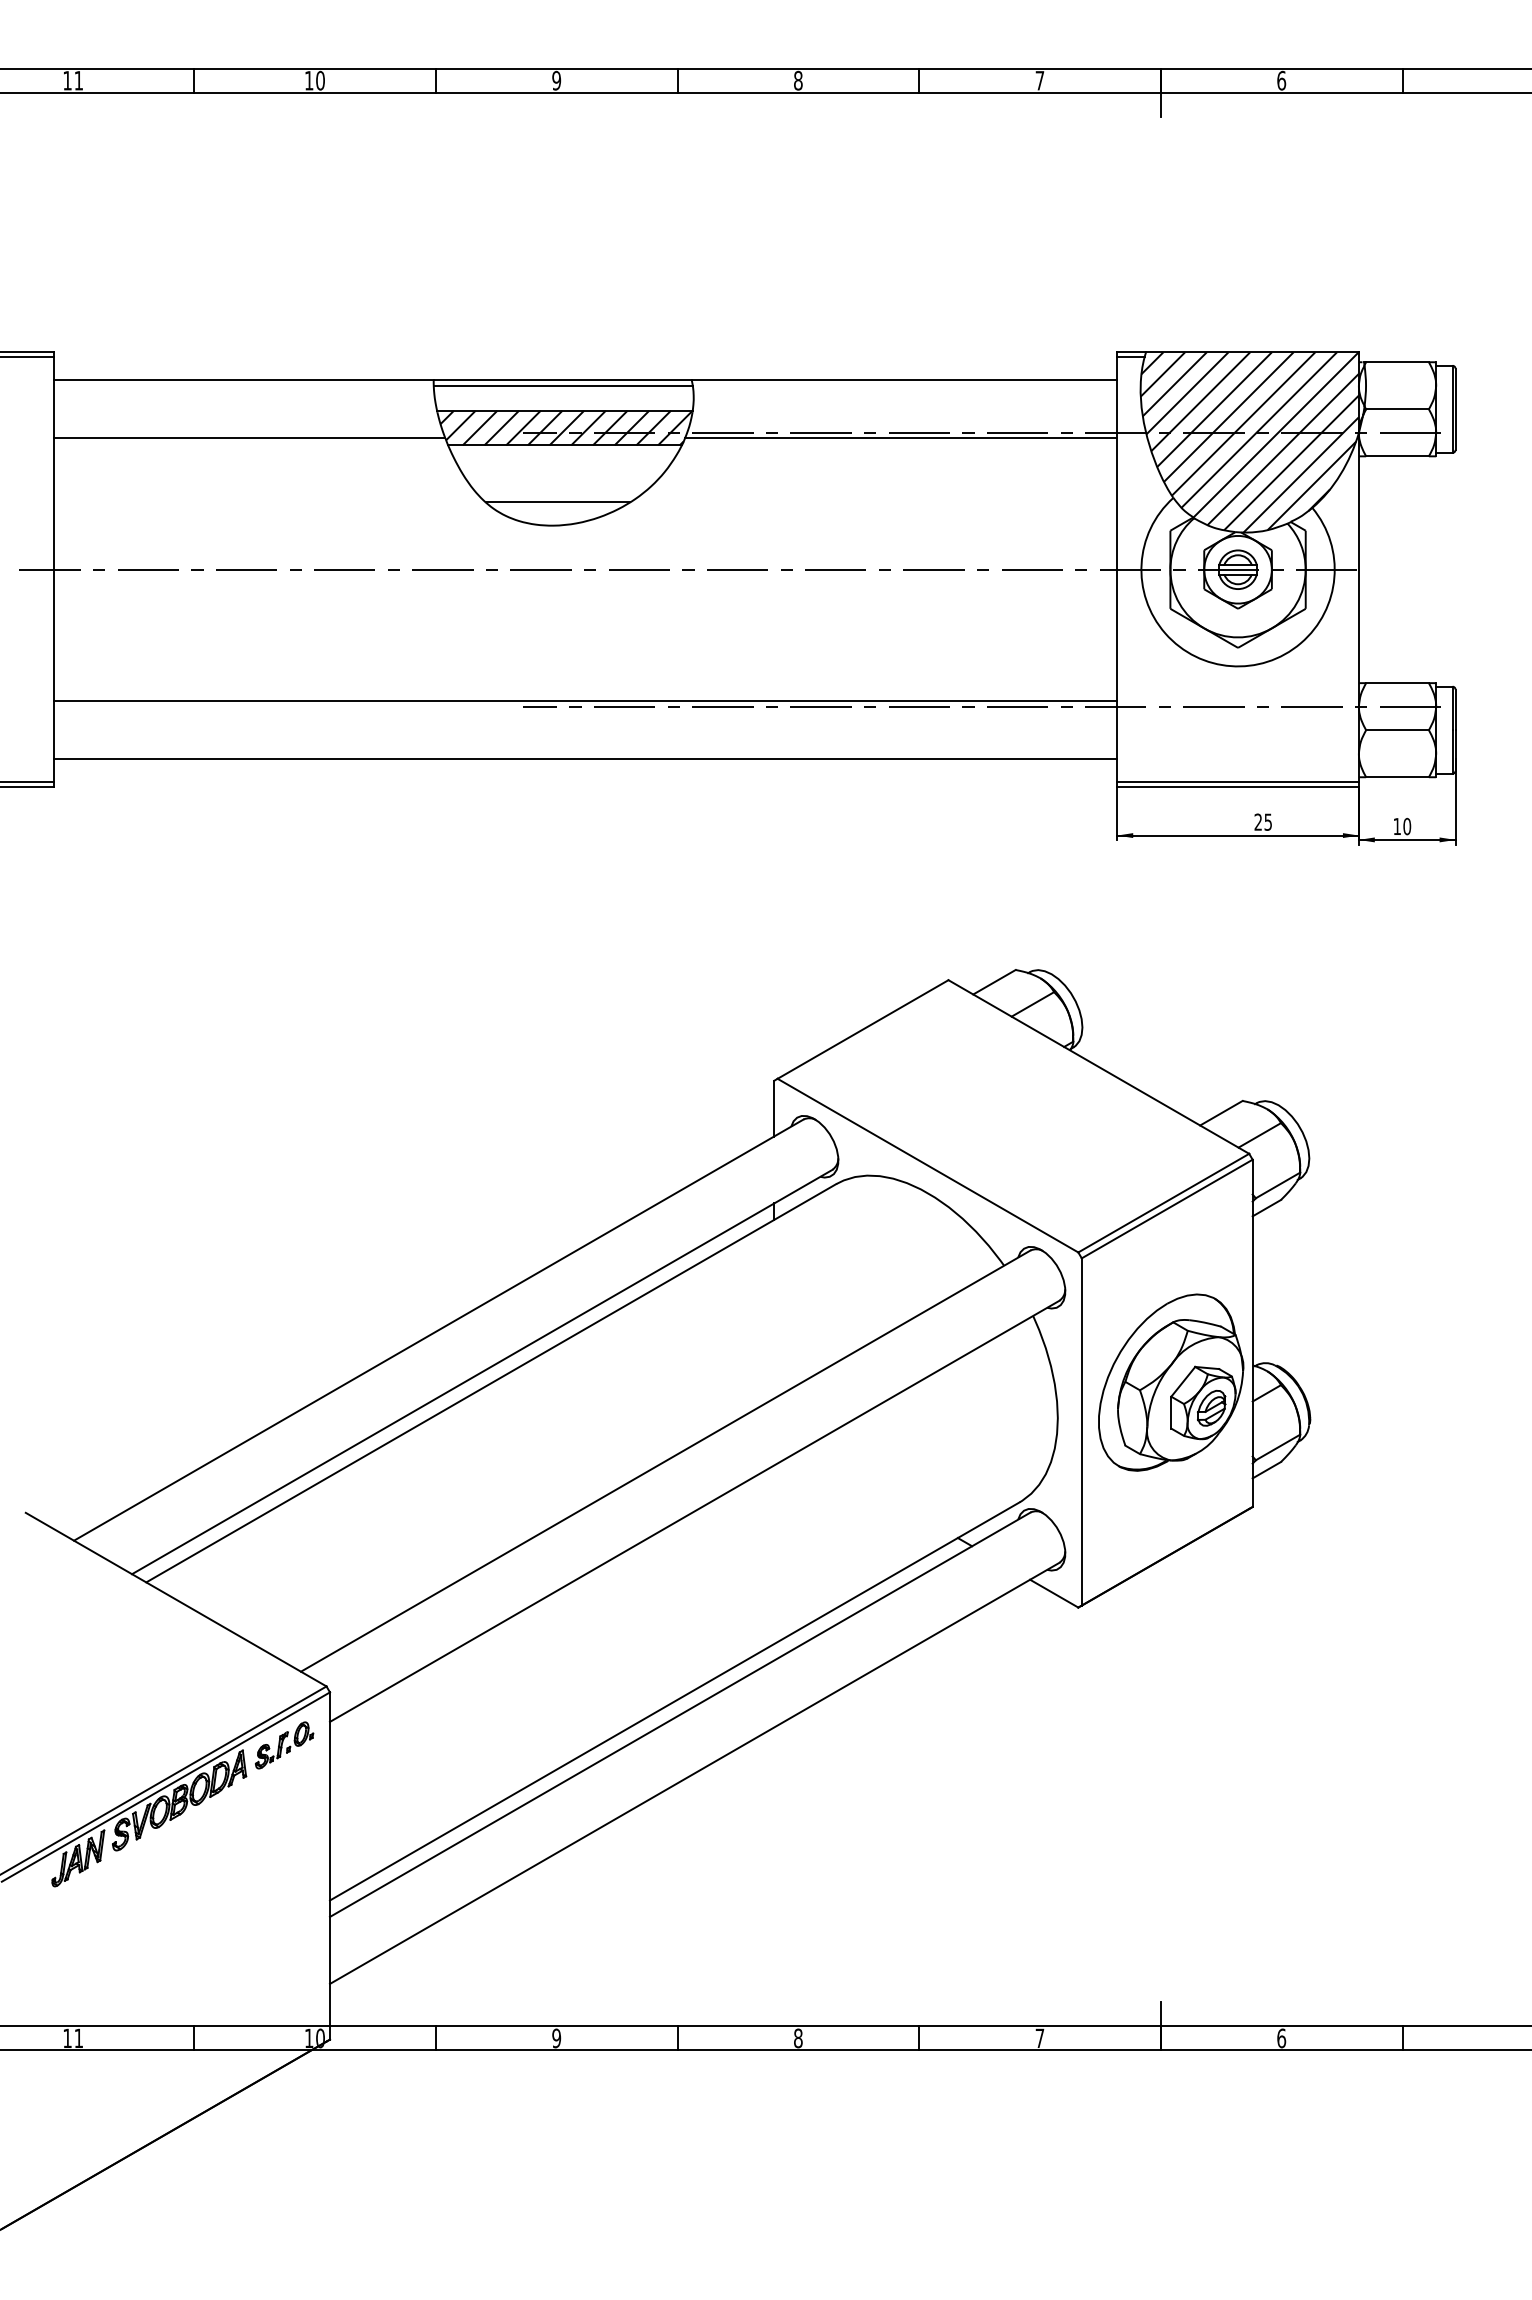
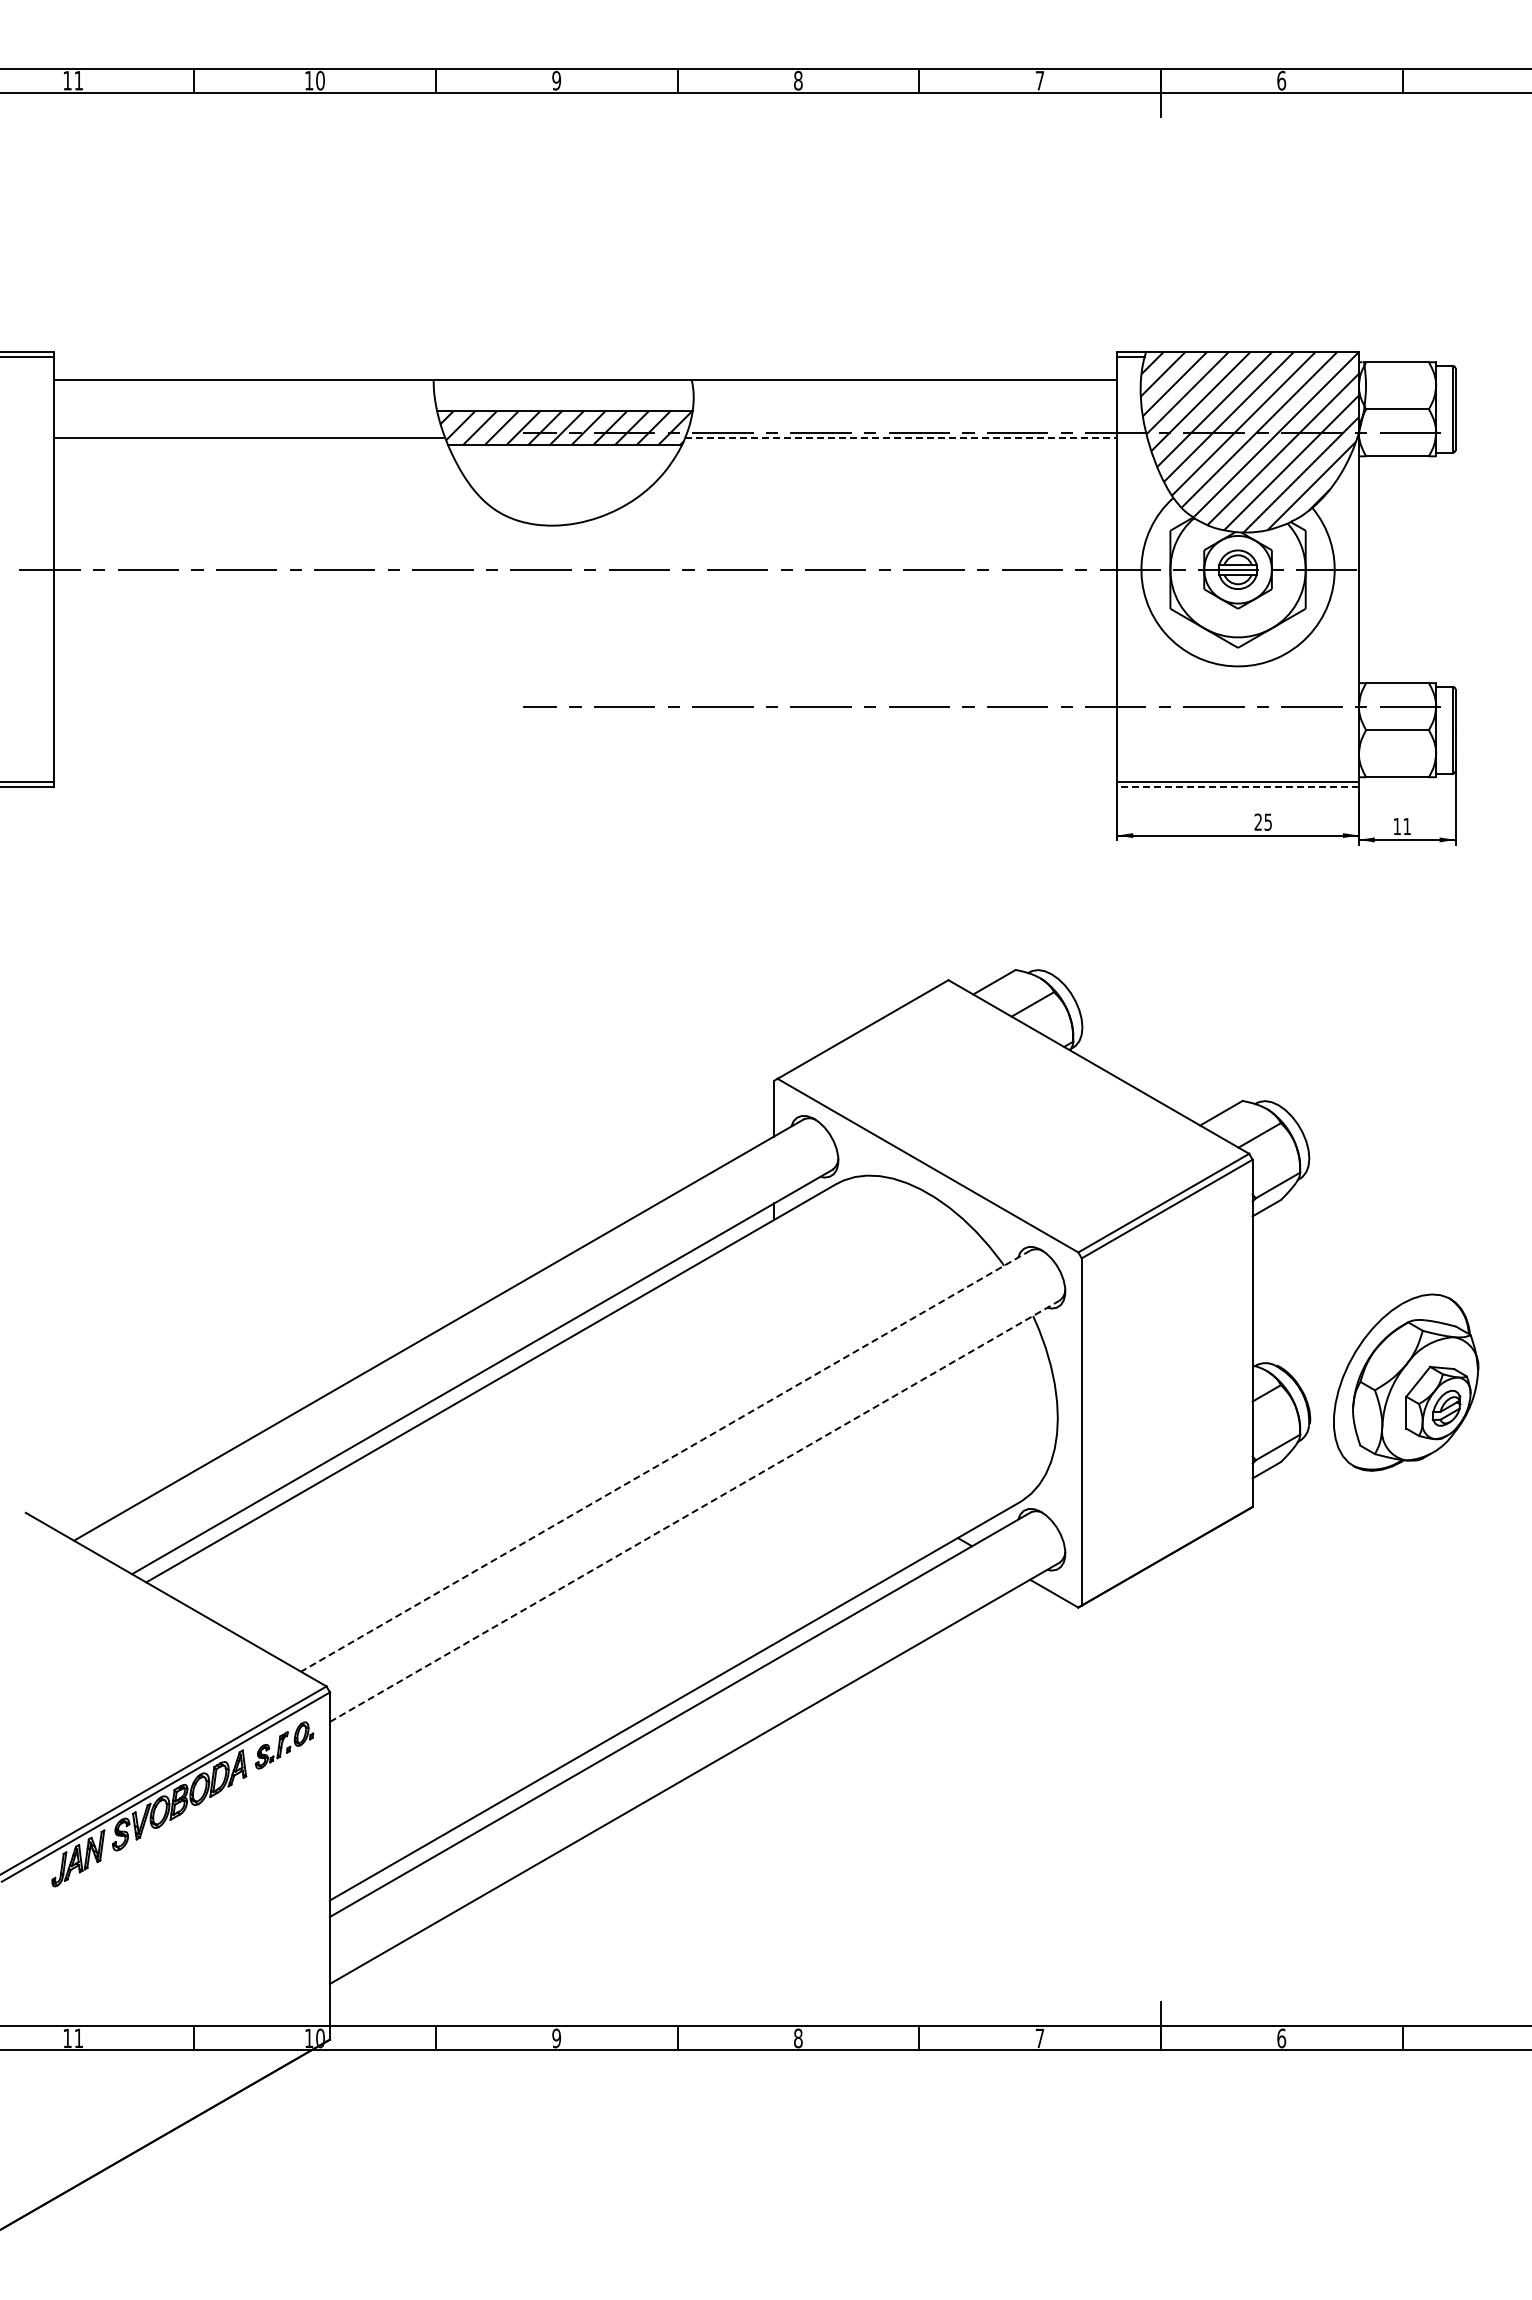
line: present -> none (562, 386)
line: solid -> dashed (901, 438)
line: present -> none (557, 502)
line: present -> none (585, 701)
line: present -> none (585, 759)
line: solid -> dashed (1238, 787)
text: 10 -> 11 (1407, 826)
part position: (1171, 1382) -> (1406, 1382) (1406, 1382)
line: solid -> dashed (665, 1461)
line: solid -> dashed (695, 1511)
